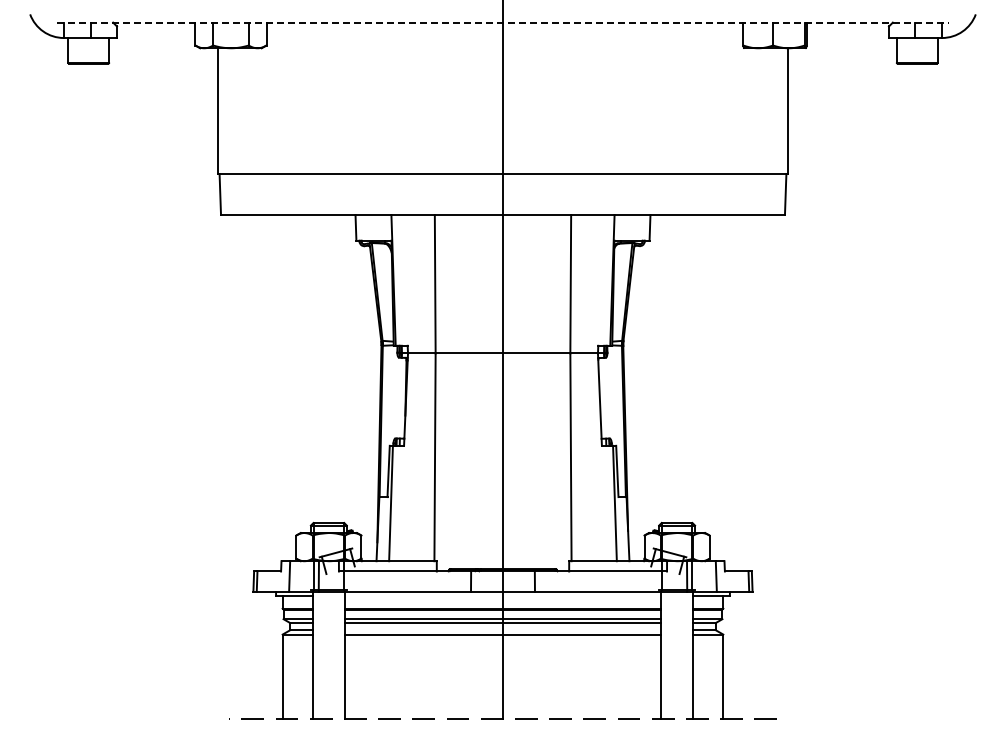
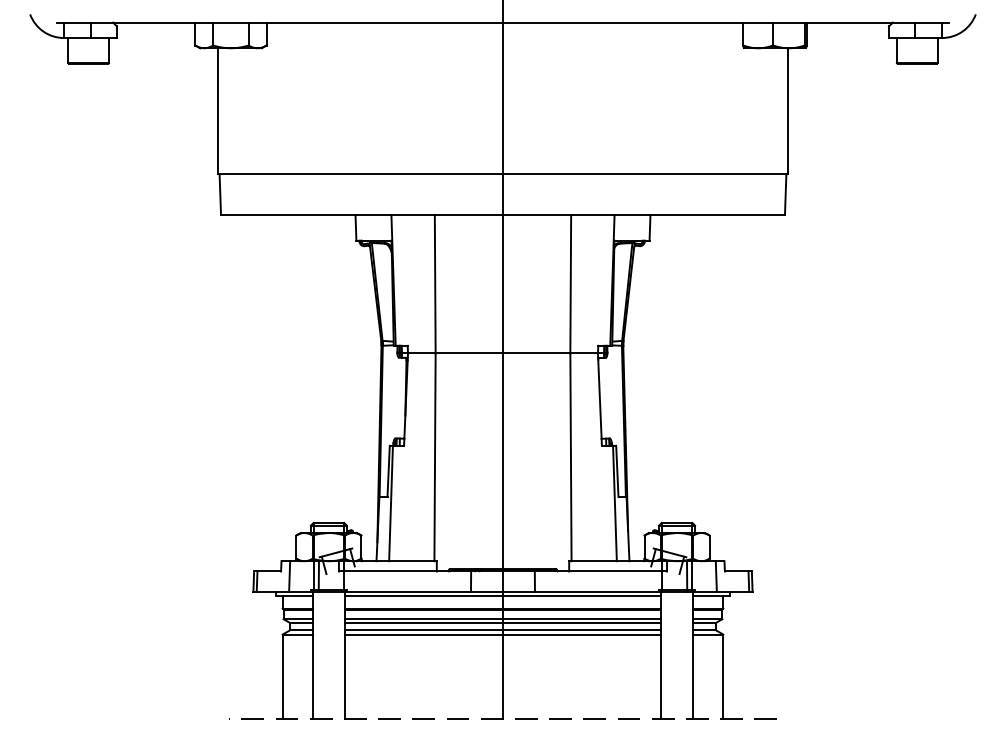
line: dashed -> solid (502, 22)
line: none -> present (502, 595)
line: none -> present (502, 630)
